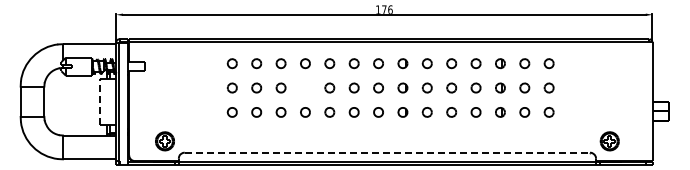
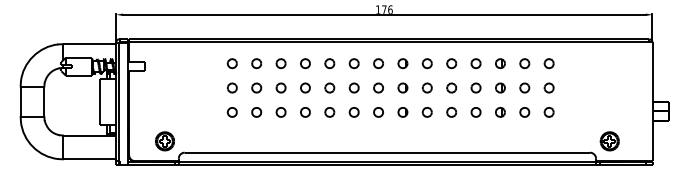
part: none -> present (305, 87)
line: dashed -> solid (99, 101)
line: dashed -> solid (388, 152)
